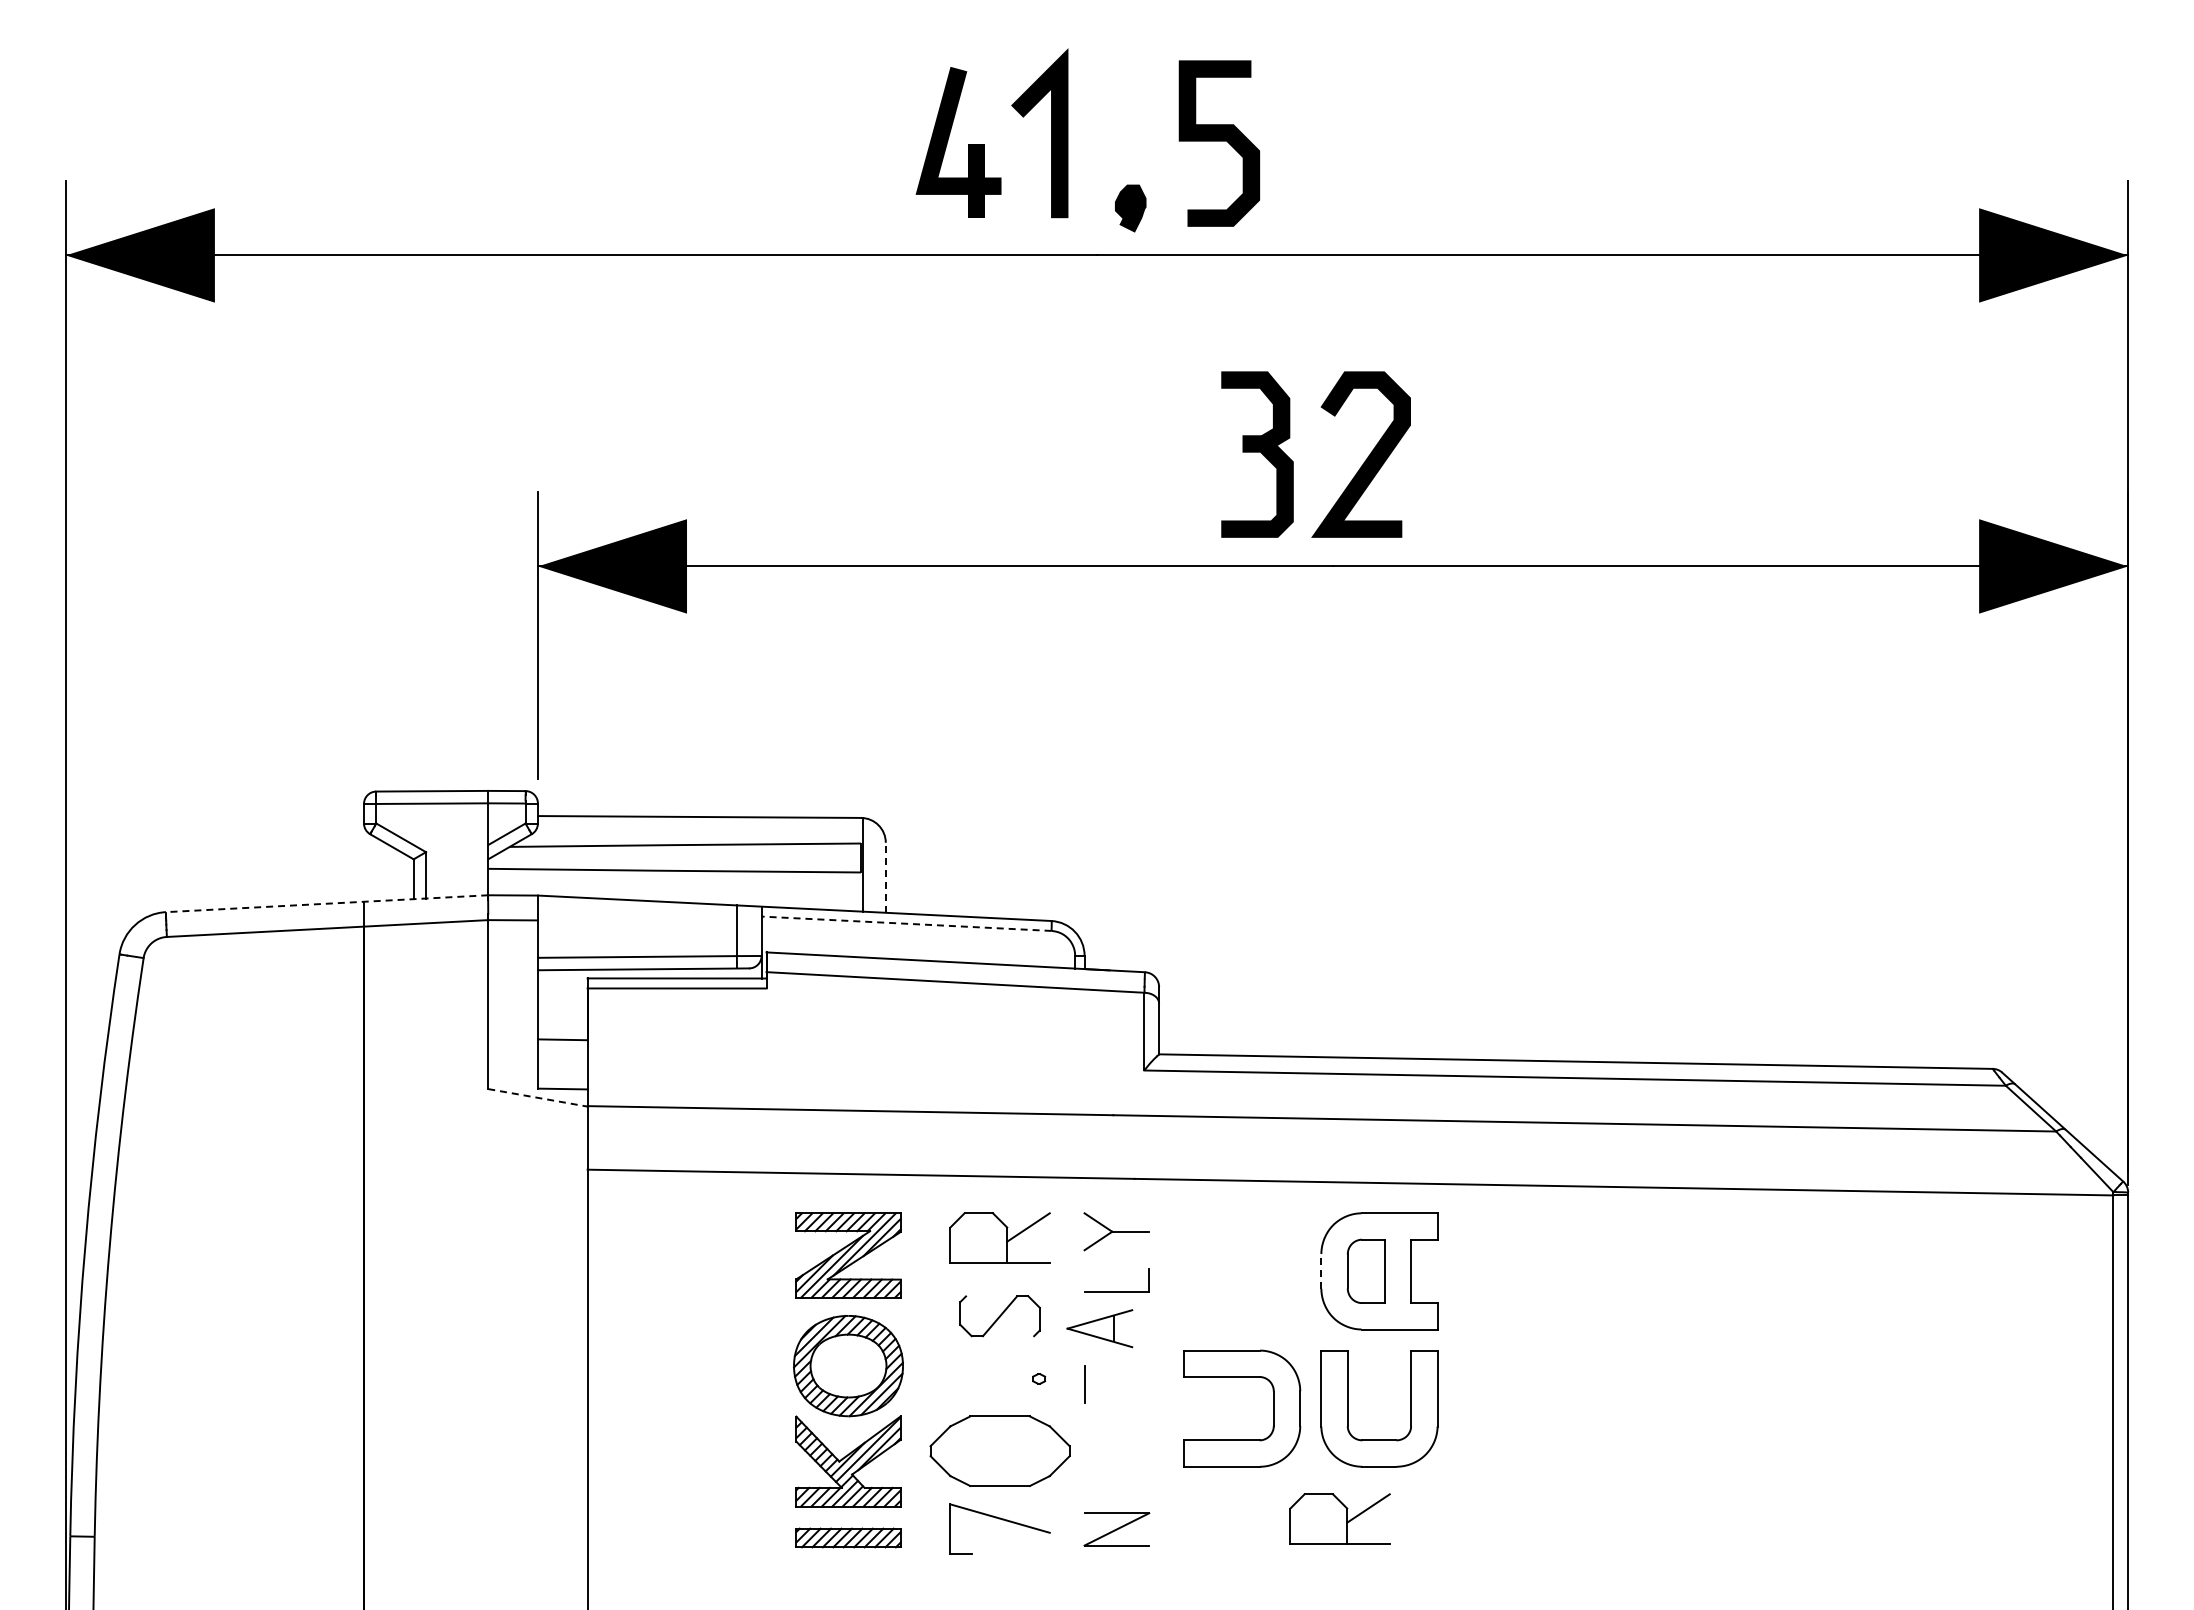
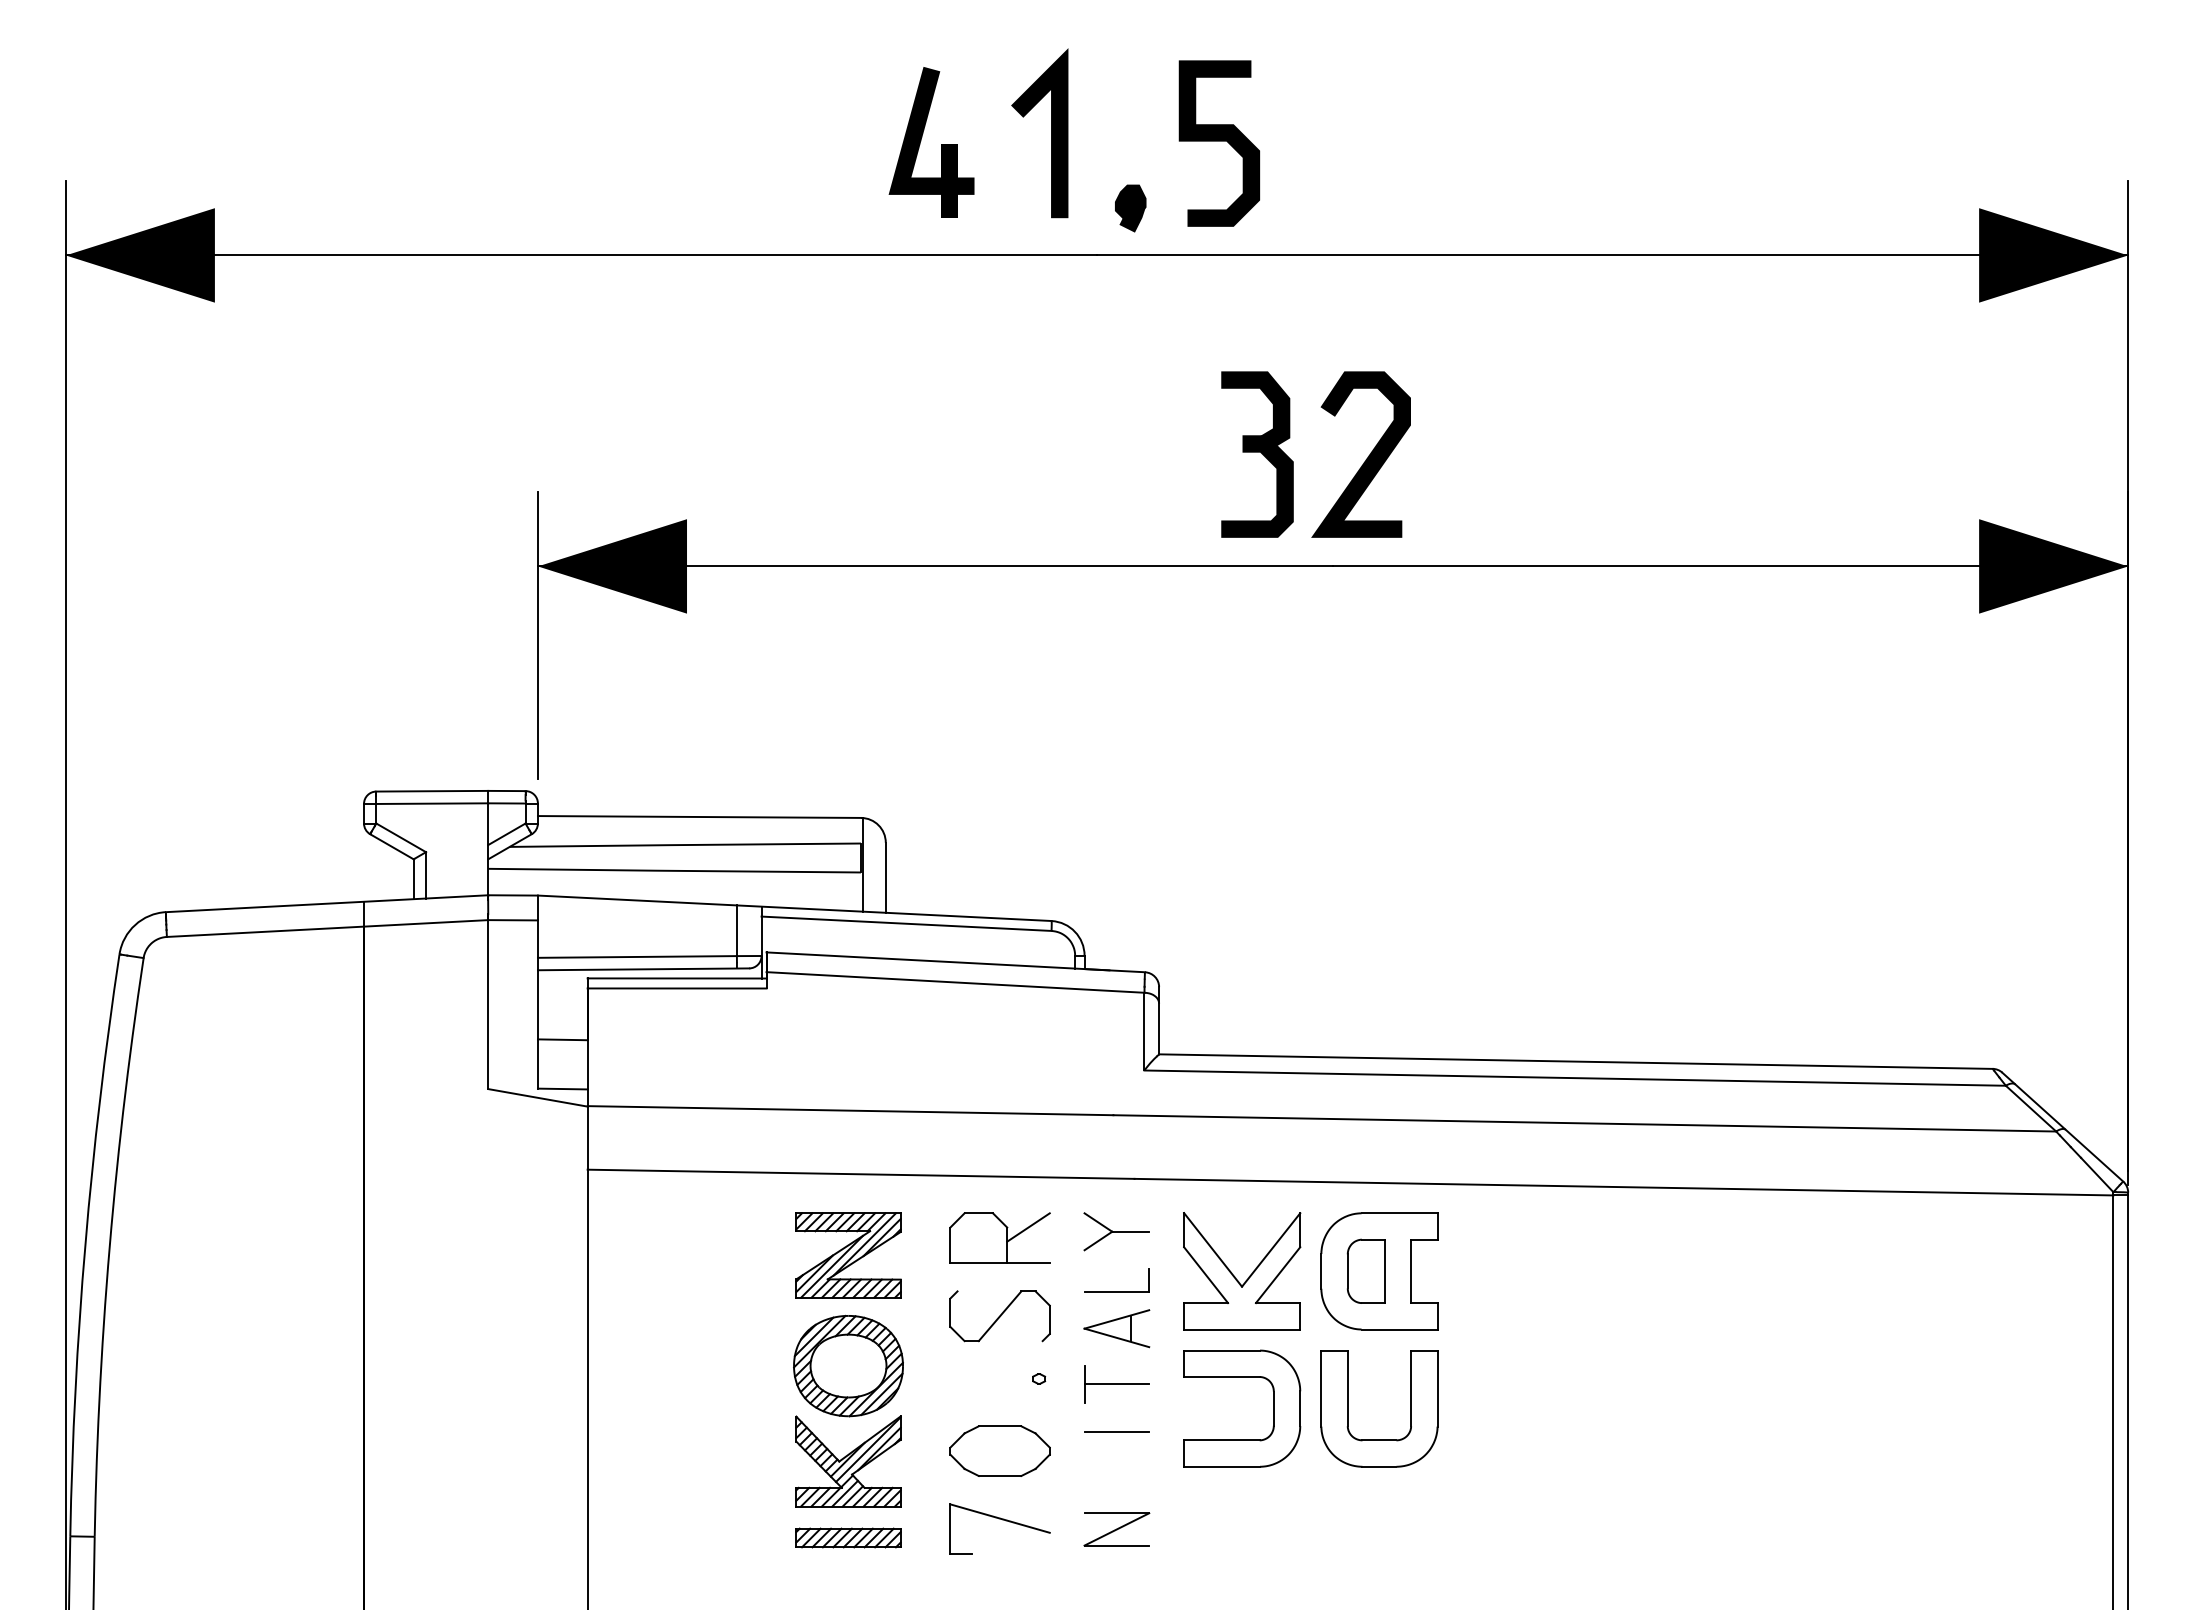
part position: (948, 141) -> (921, 141) (921, 141)
line: dashed -> solid (885, 877)
line: dashed -> solid (326, 903)
line: dashed -> solid (906, 923)
line: dashed -> solid (538, 1097)
line: dashed -> solid (1321, 1270)
part: none -> present (1248, 1276)
part size: 82x43 px -> 102x53 px (999, 1316)
part position: (1099, 1328) -> (1116, 1328) (1116, 1328)
line: none -> present (1116, 1384)
line: none -> present (1116, 1431)
part size: 142x72 px -> 102x52 px (999, 1450)
part: present -> none (1339, 1518)
